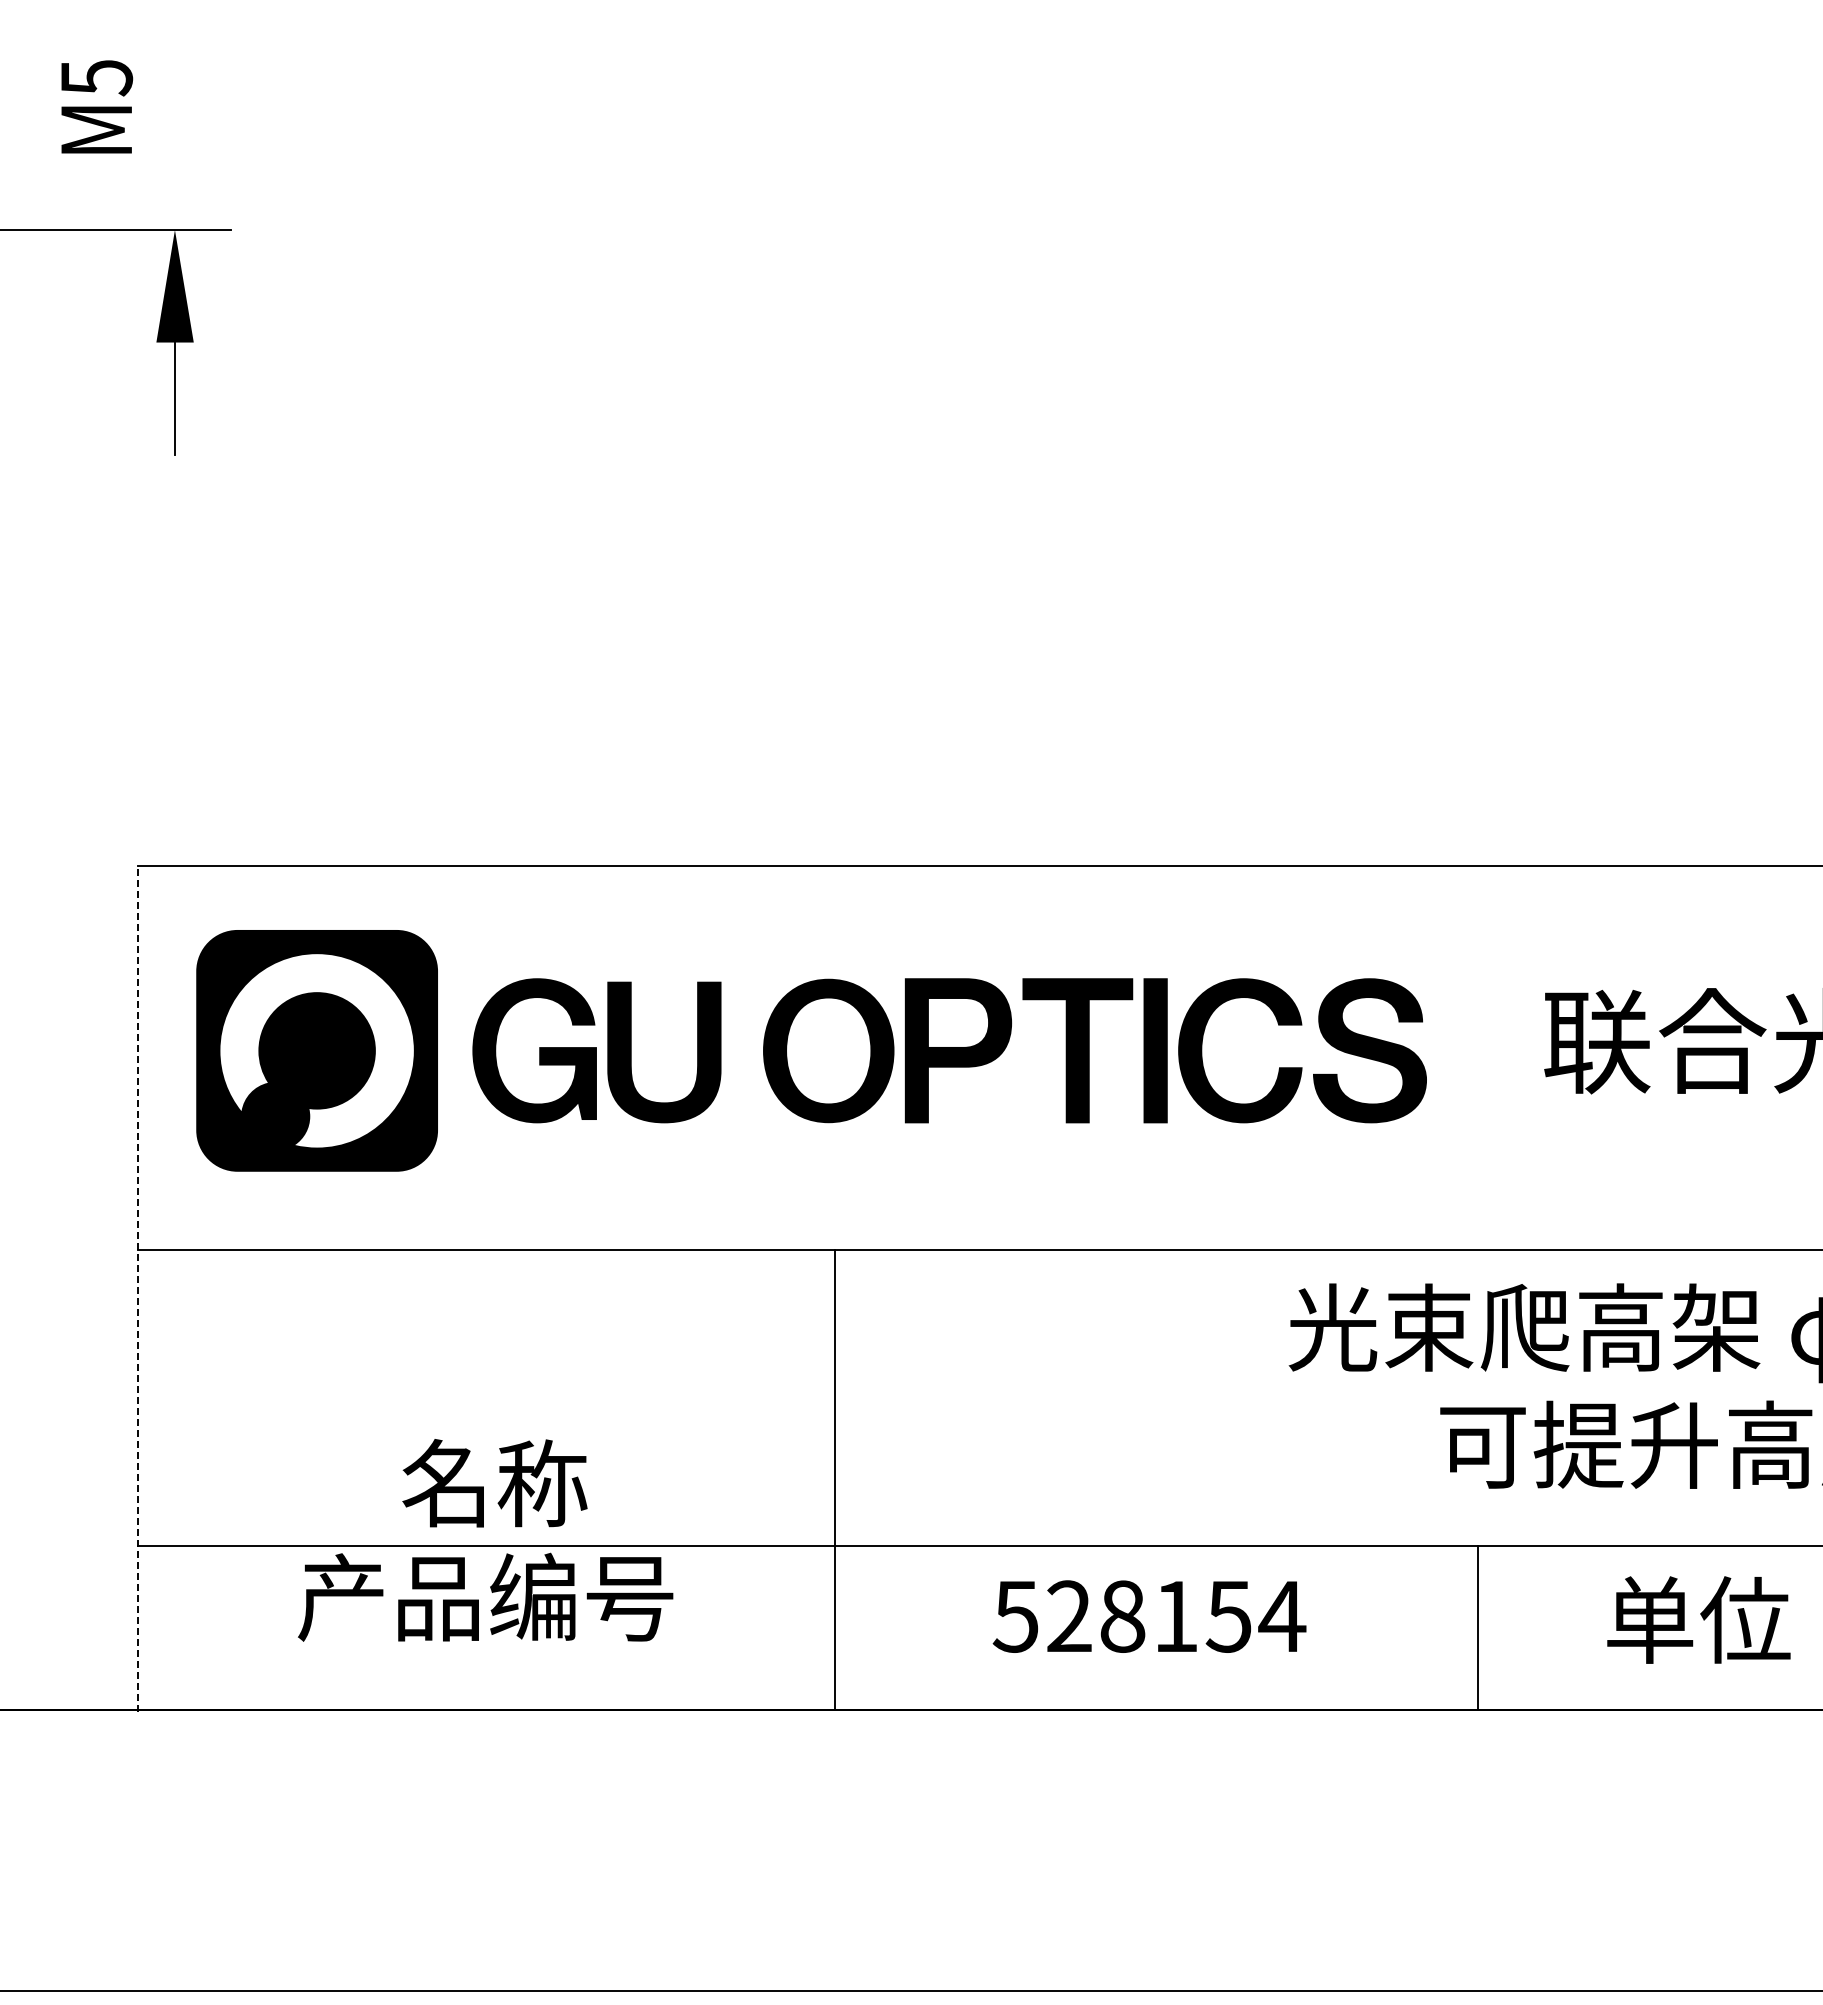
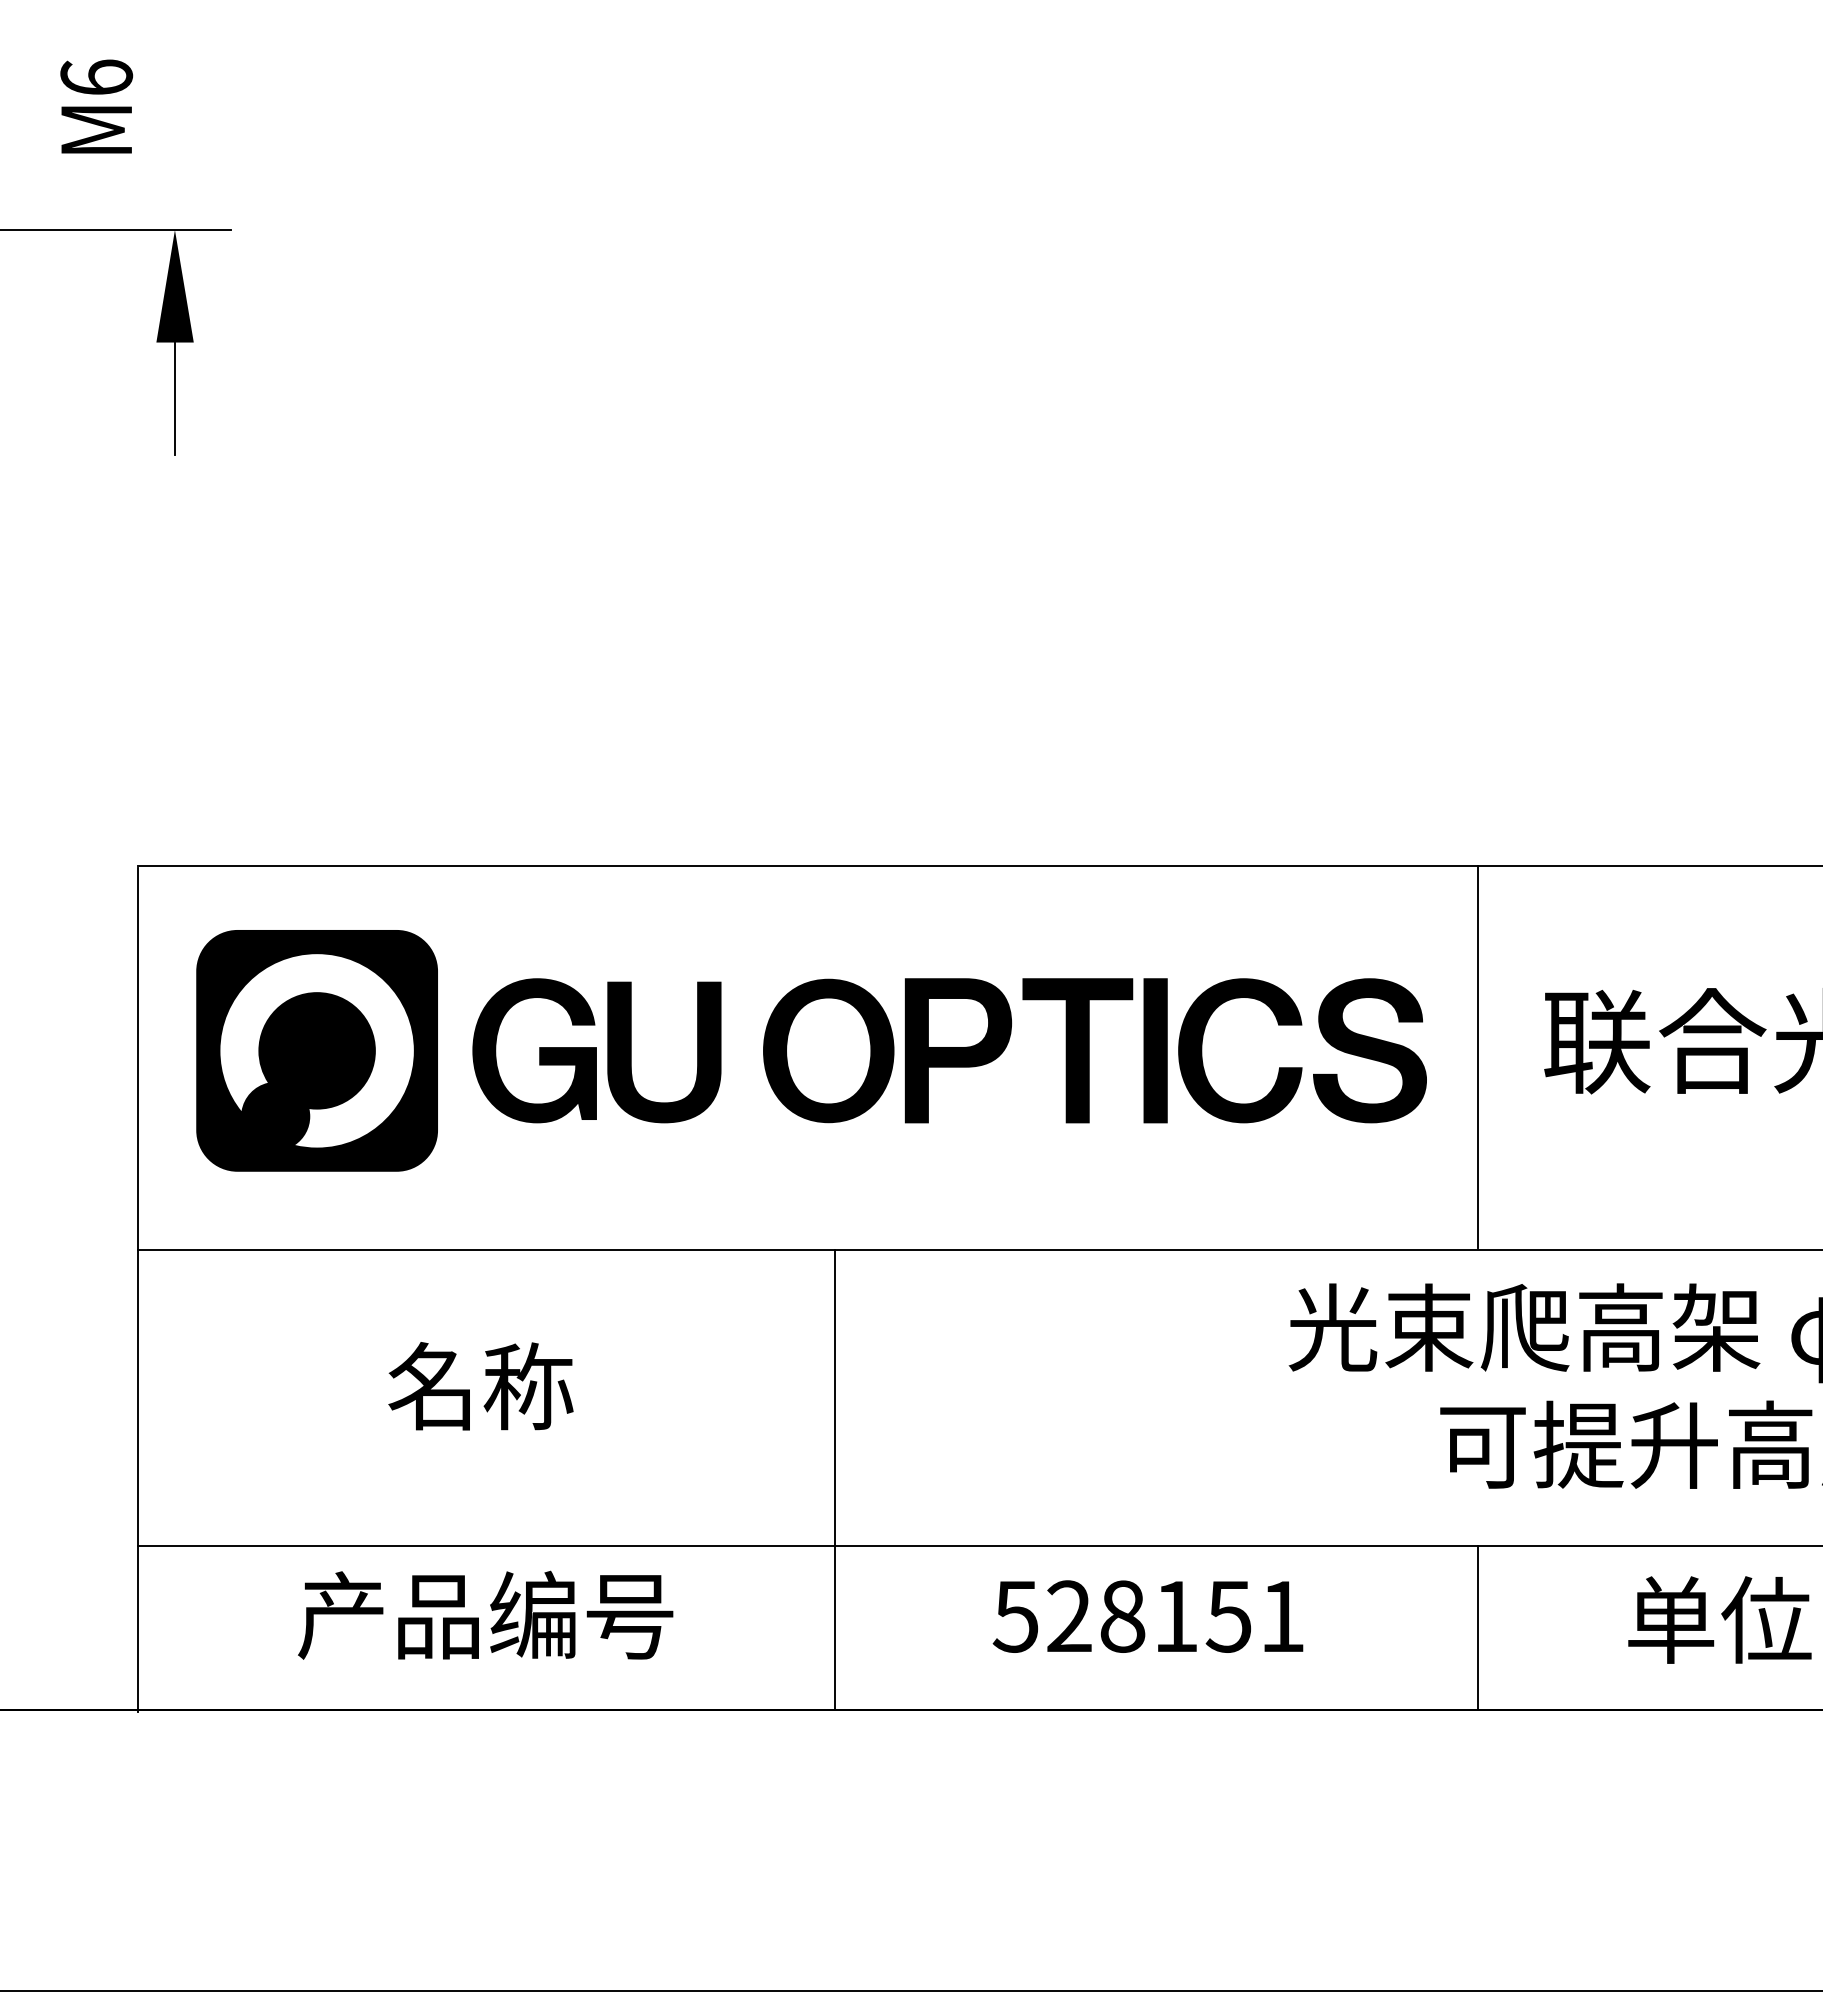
text: M5 -> M6 (96, 77)
line: none -> present (1478, 1056)
line: dashed -> solid (138, 1289)
text position: (494, 1483) -> (480, 1386) (480, 1386)
text position: (485, 1596) -> (485, 1614) (485, 1614)
text: 528154 -> 528151 (1282, 1616)
text position: (1698, 1619) -> (1719, 1619) (1719, 1619)
